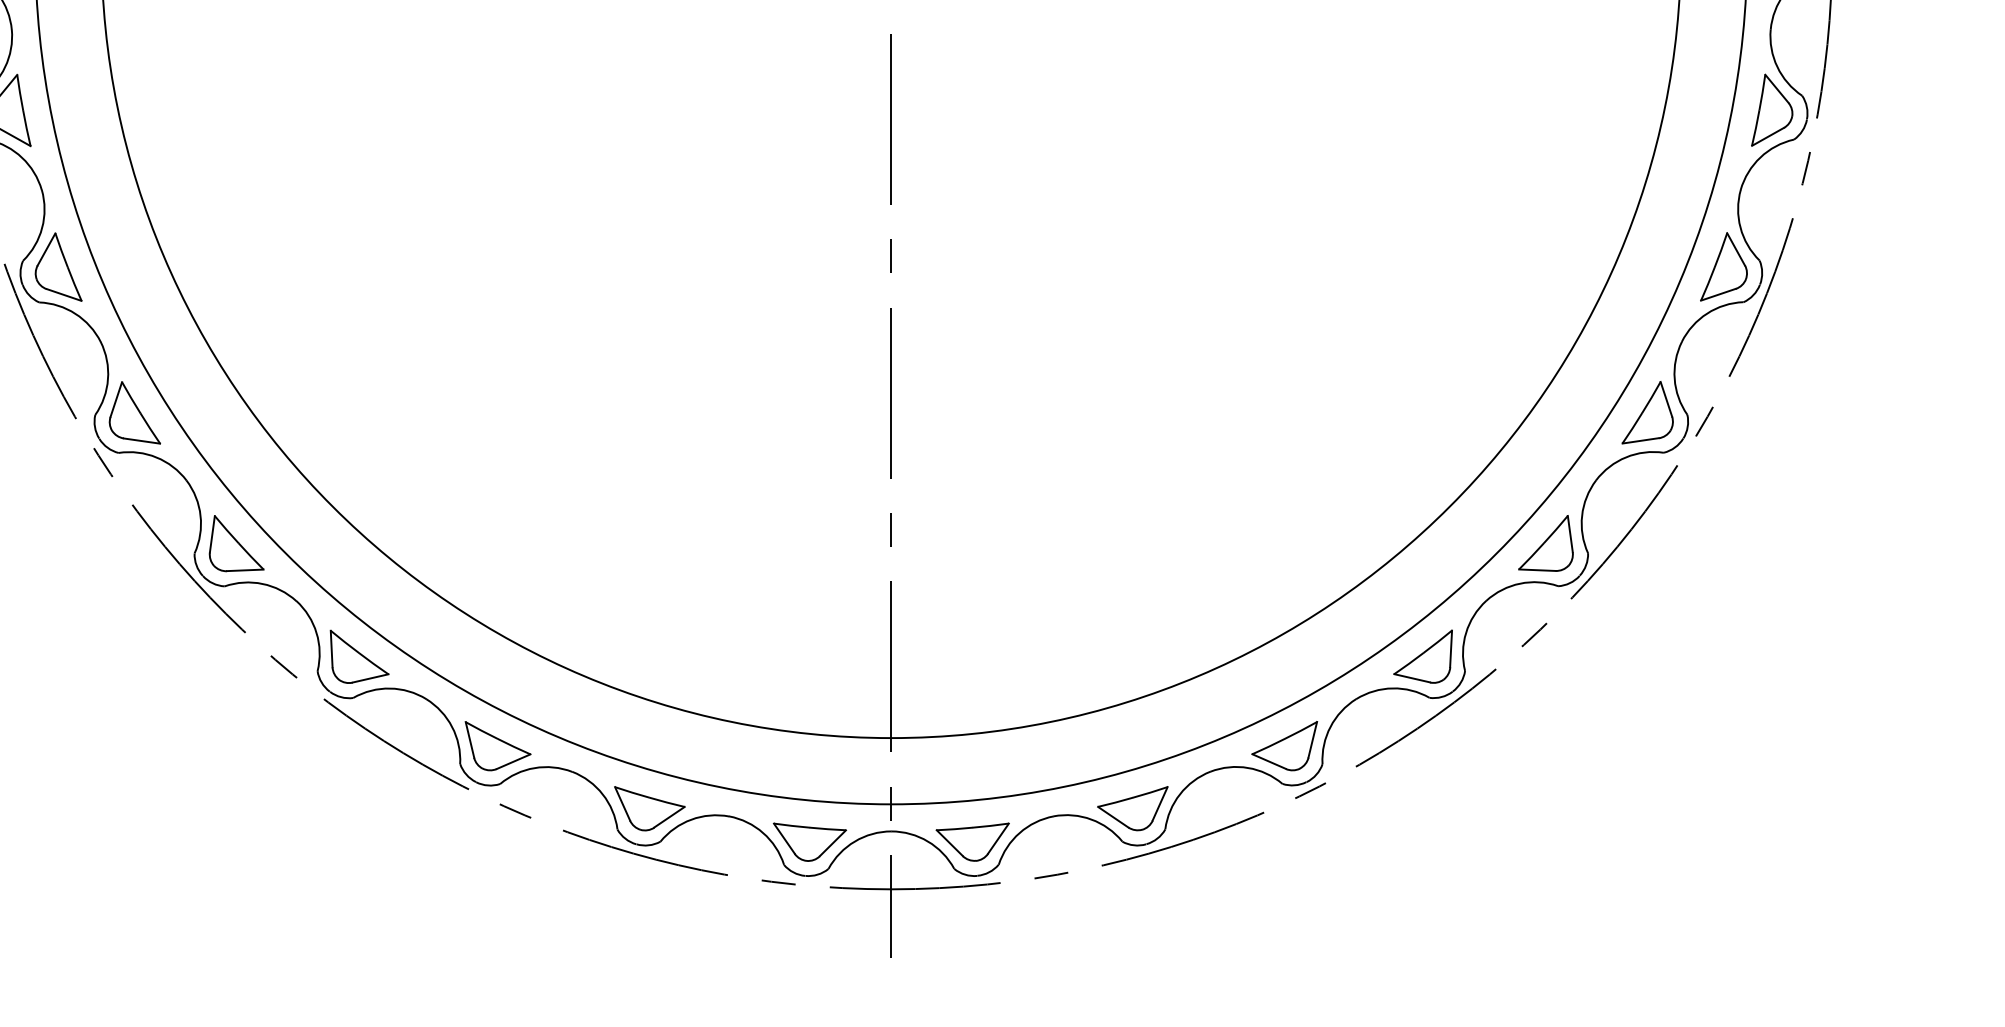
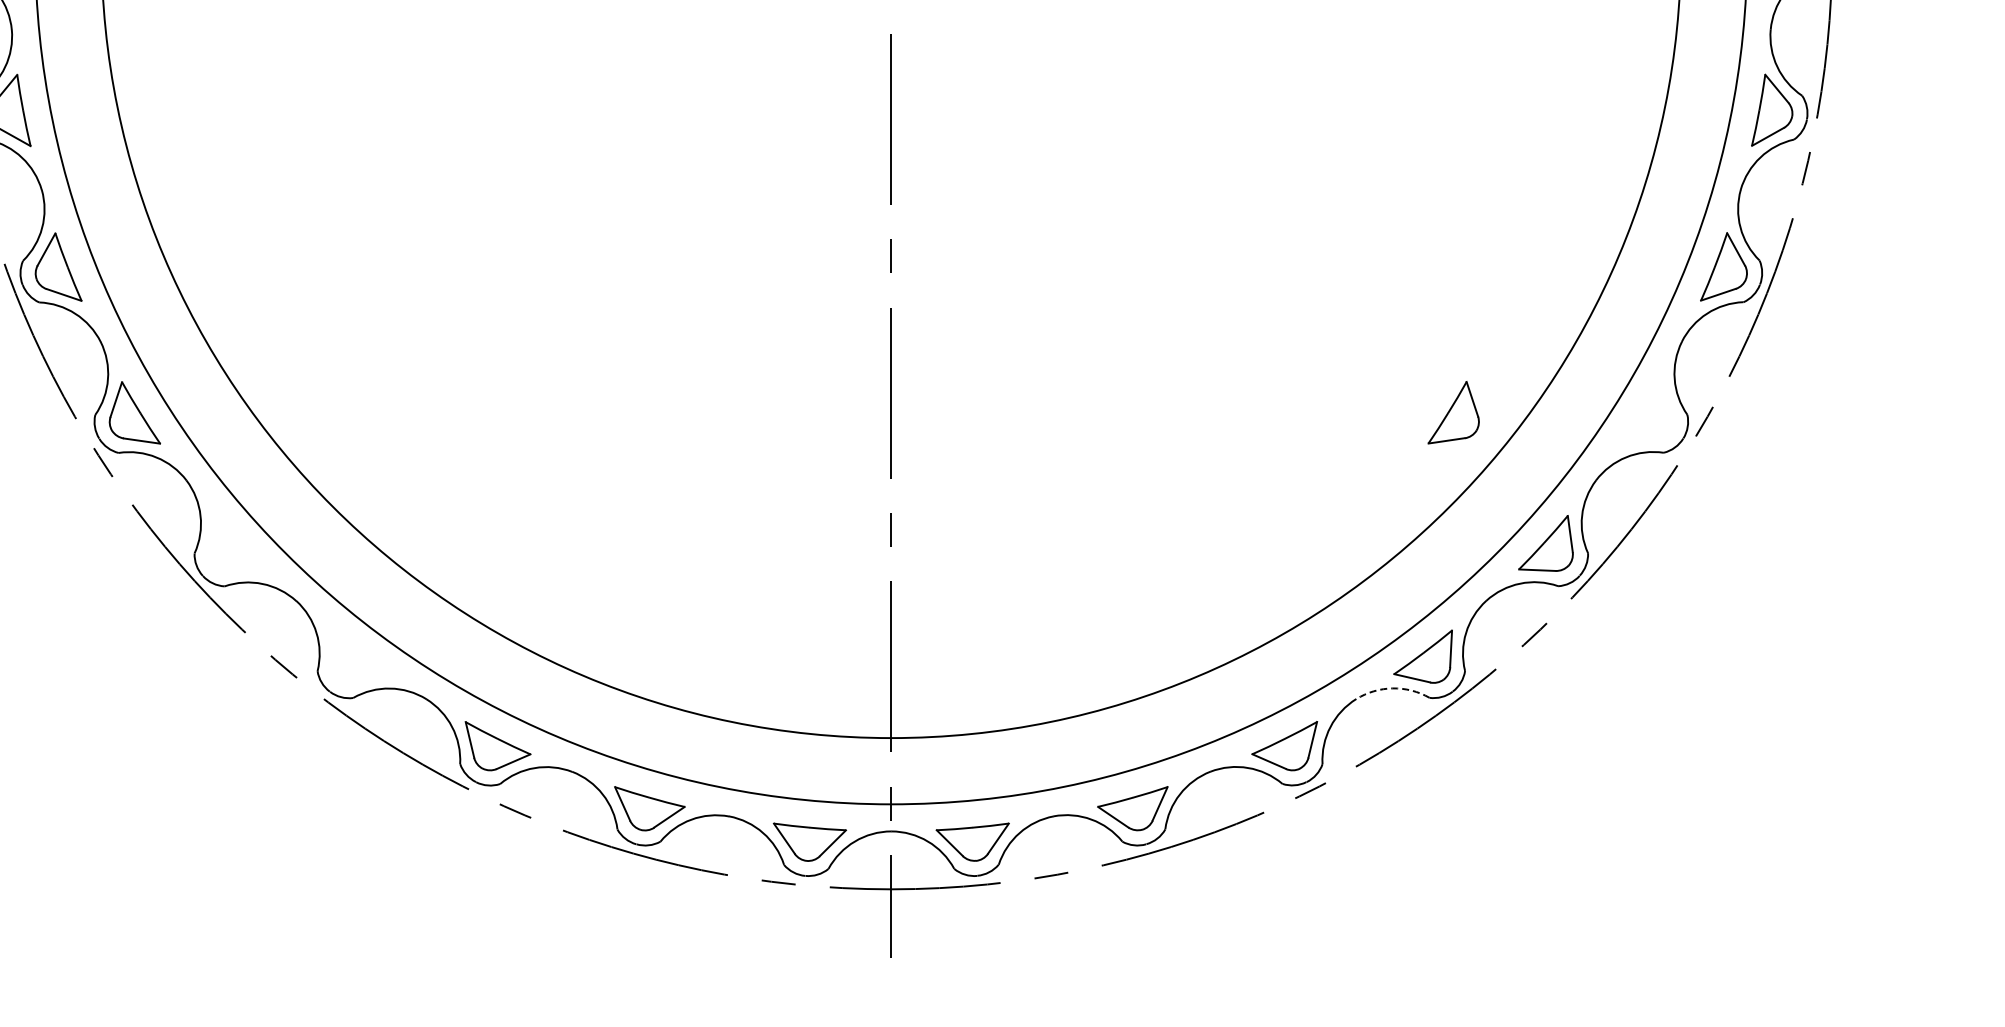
part position: (1647, 412) -> (1453, 412) (1453, 412)
part: present -> none (236, 543)
part: present -> none (359, 656)
arc: solid -> dashed (1392, 688)
